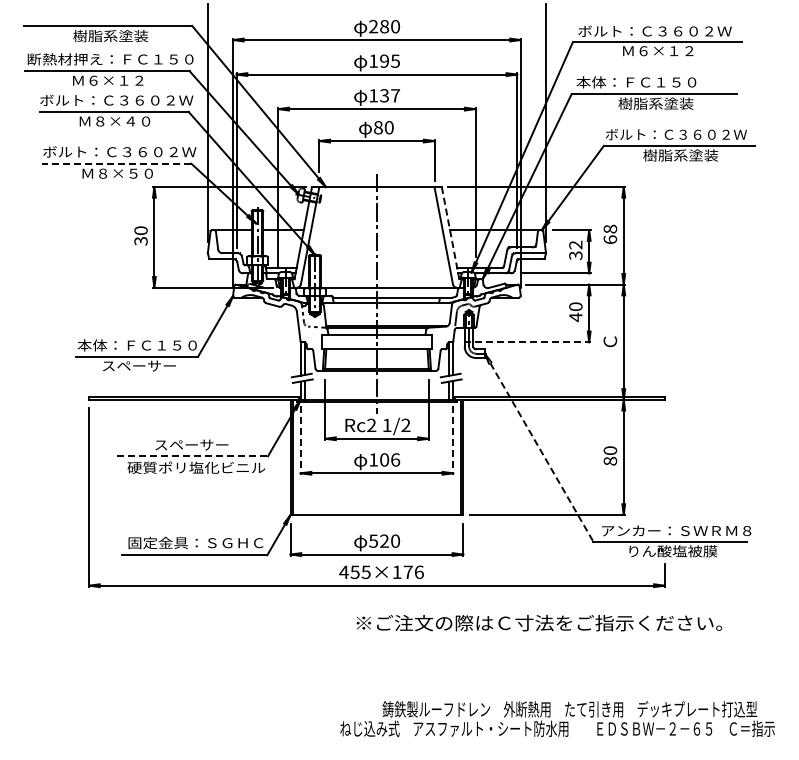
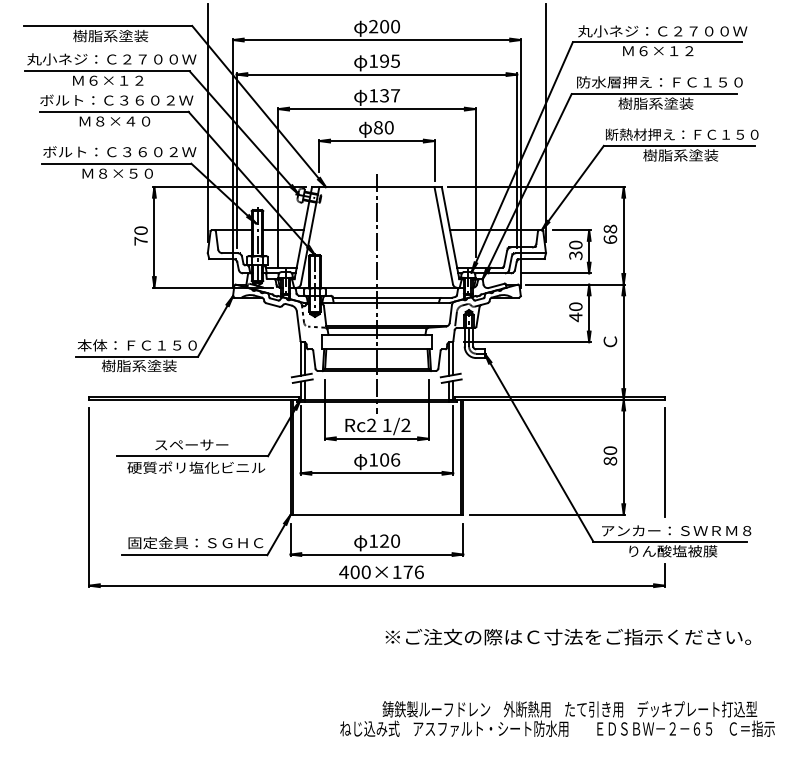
text: 280 -> 200 (384, 26)
text: ボルト：Ｃ３６０２Ｗ -> 丸小ネジ：Ｃ２７００Ｗ (662, 31)
text: 断熱材押え：ＦＣ１５０ -> 丸小ネジ：Ｃ２７００Ｗ (111, 59)
text: 本体：ＦＣ１５０ -> 防水層押え：ＦＣ１５０ (659, 82)
text: ボルト：Ｃ３６０２Ｗ -> 断熱材押え：ＦＣ１５０ (682, 134)
line: dashed -> solid (116, 163)
line: dashed -> solid (450, 233)
text: 30 -> 70 (140, 241)
text: 32 -> 30 (575, 244)
line: dashed -> solid (527, 342)
text: スペーサー -> 樹脂系塗装 (138, 365)
line: dashed -> solid (300, 441)
line: dashed -> solid (453, 441)
line: dashed -> solid (539, 448)
line: dashed -> solid (192, 456)
line: none -> present (664, 462)
text: 520 -> 120 (373, 540)
text: 455×176 -> 400×176 (360, 571)
text position: (539, 623) -> (568, 637) (568, 637)
